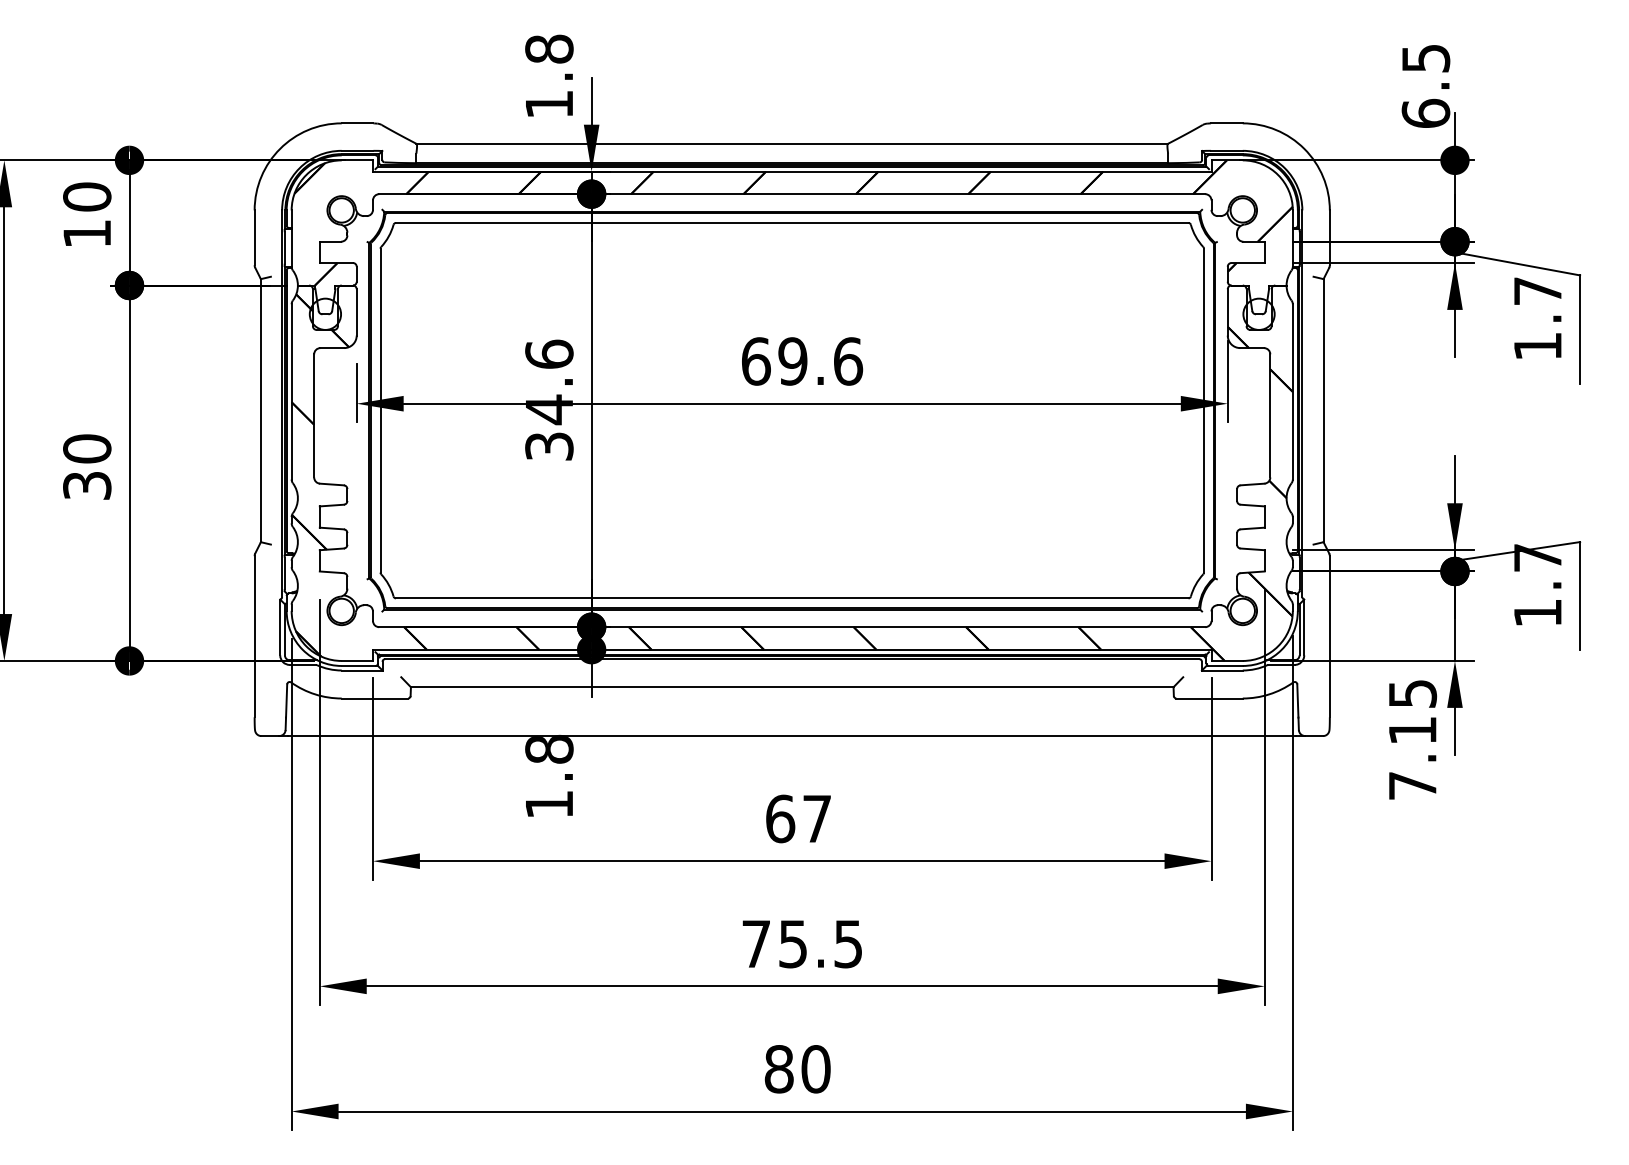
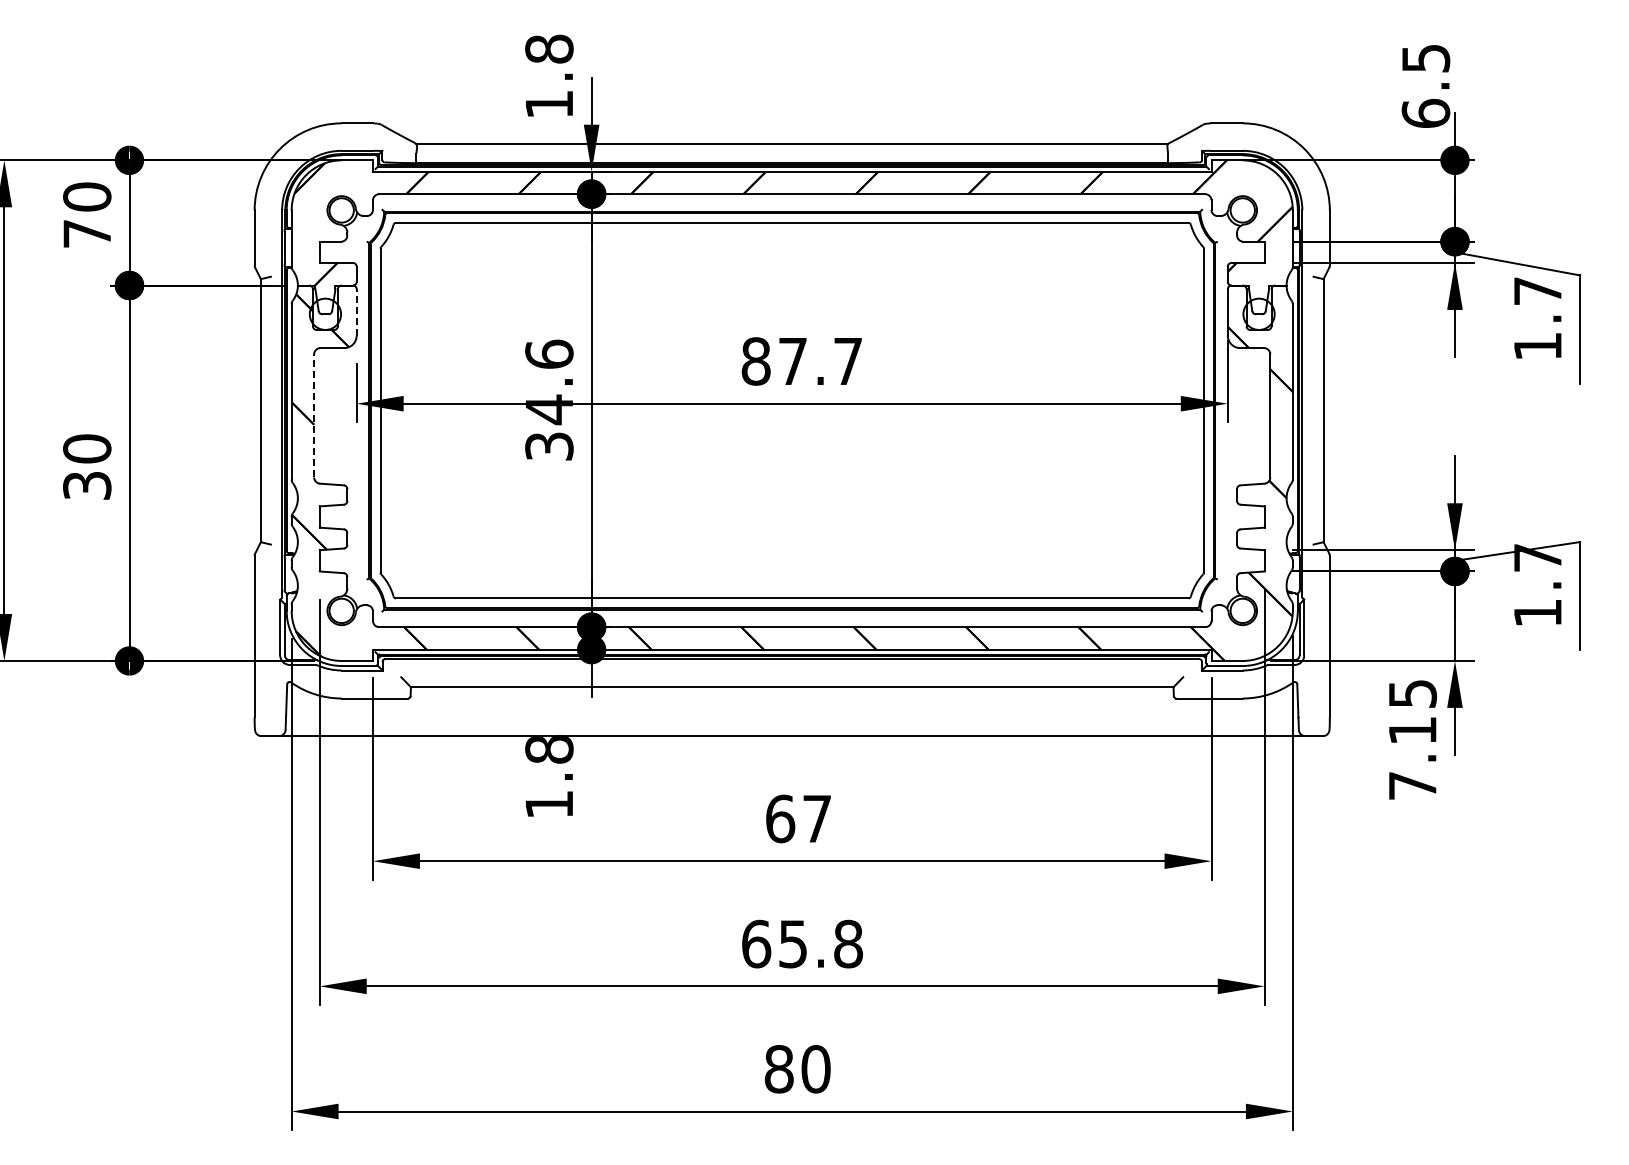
text: 10 -> 70 (86, 233)
line: solid -> dashed (356, 311)
text: 69.6 -> 87.7 (802, 361)
line: solid -> dashed (314, 415)
text: 75.5 -> 65.8 (802, 943)
